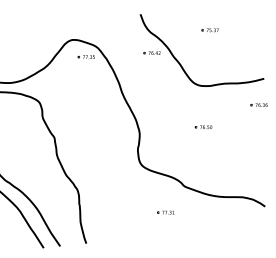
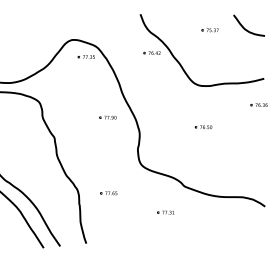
curve: none -> present (247, 29)
part: none -> present (107, 117)
part: none -> present (108, 193)
